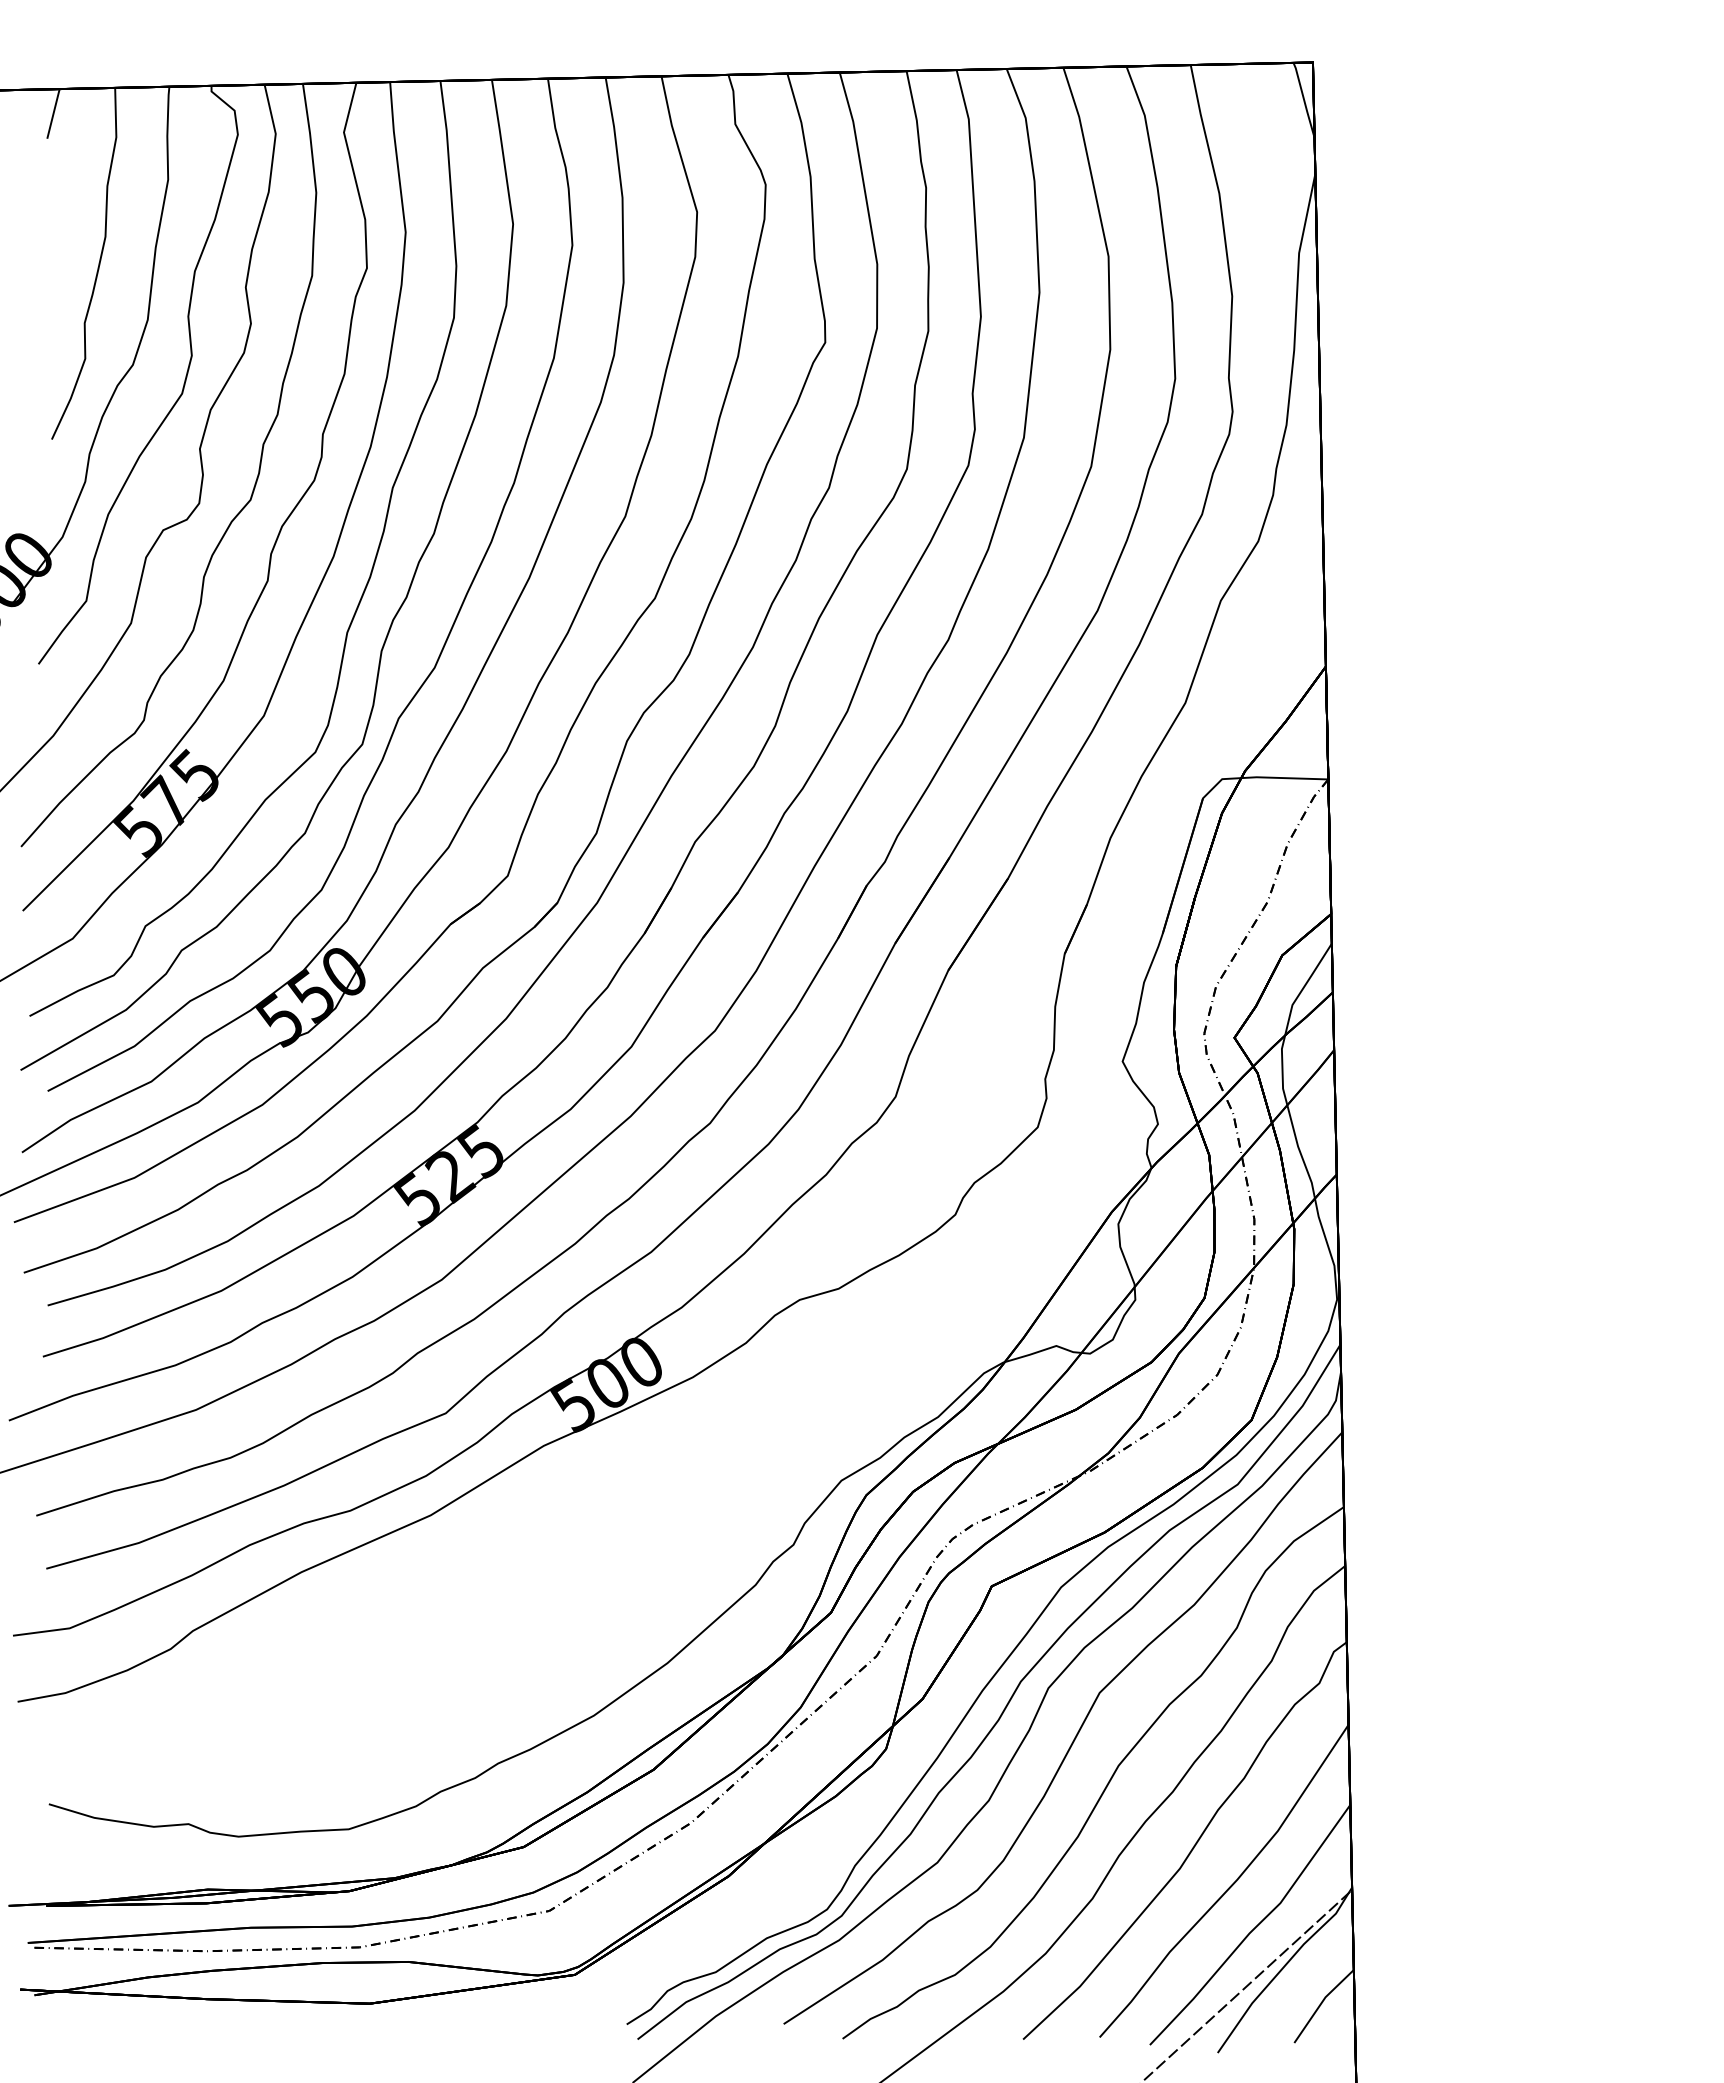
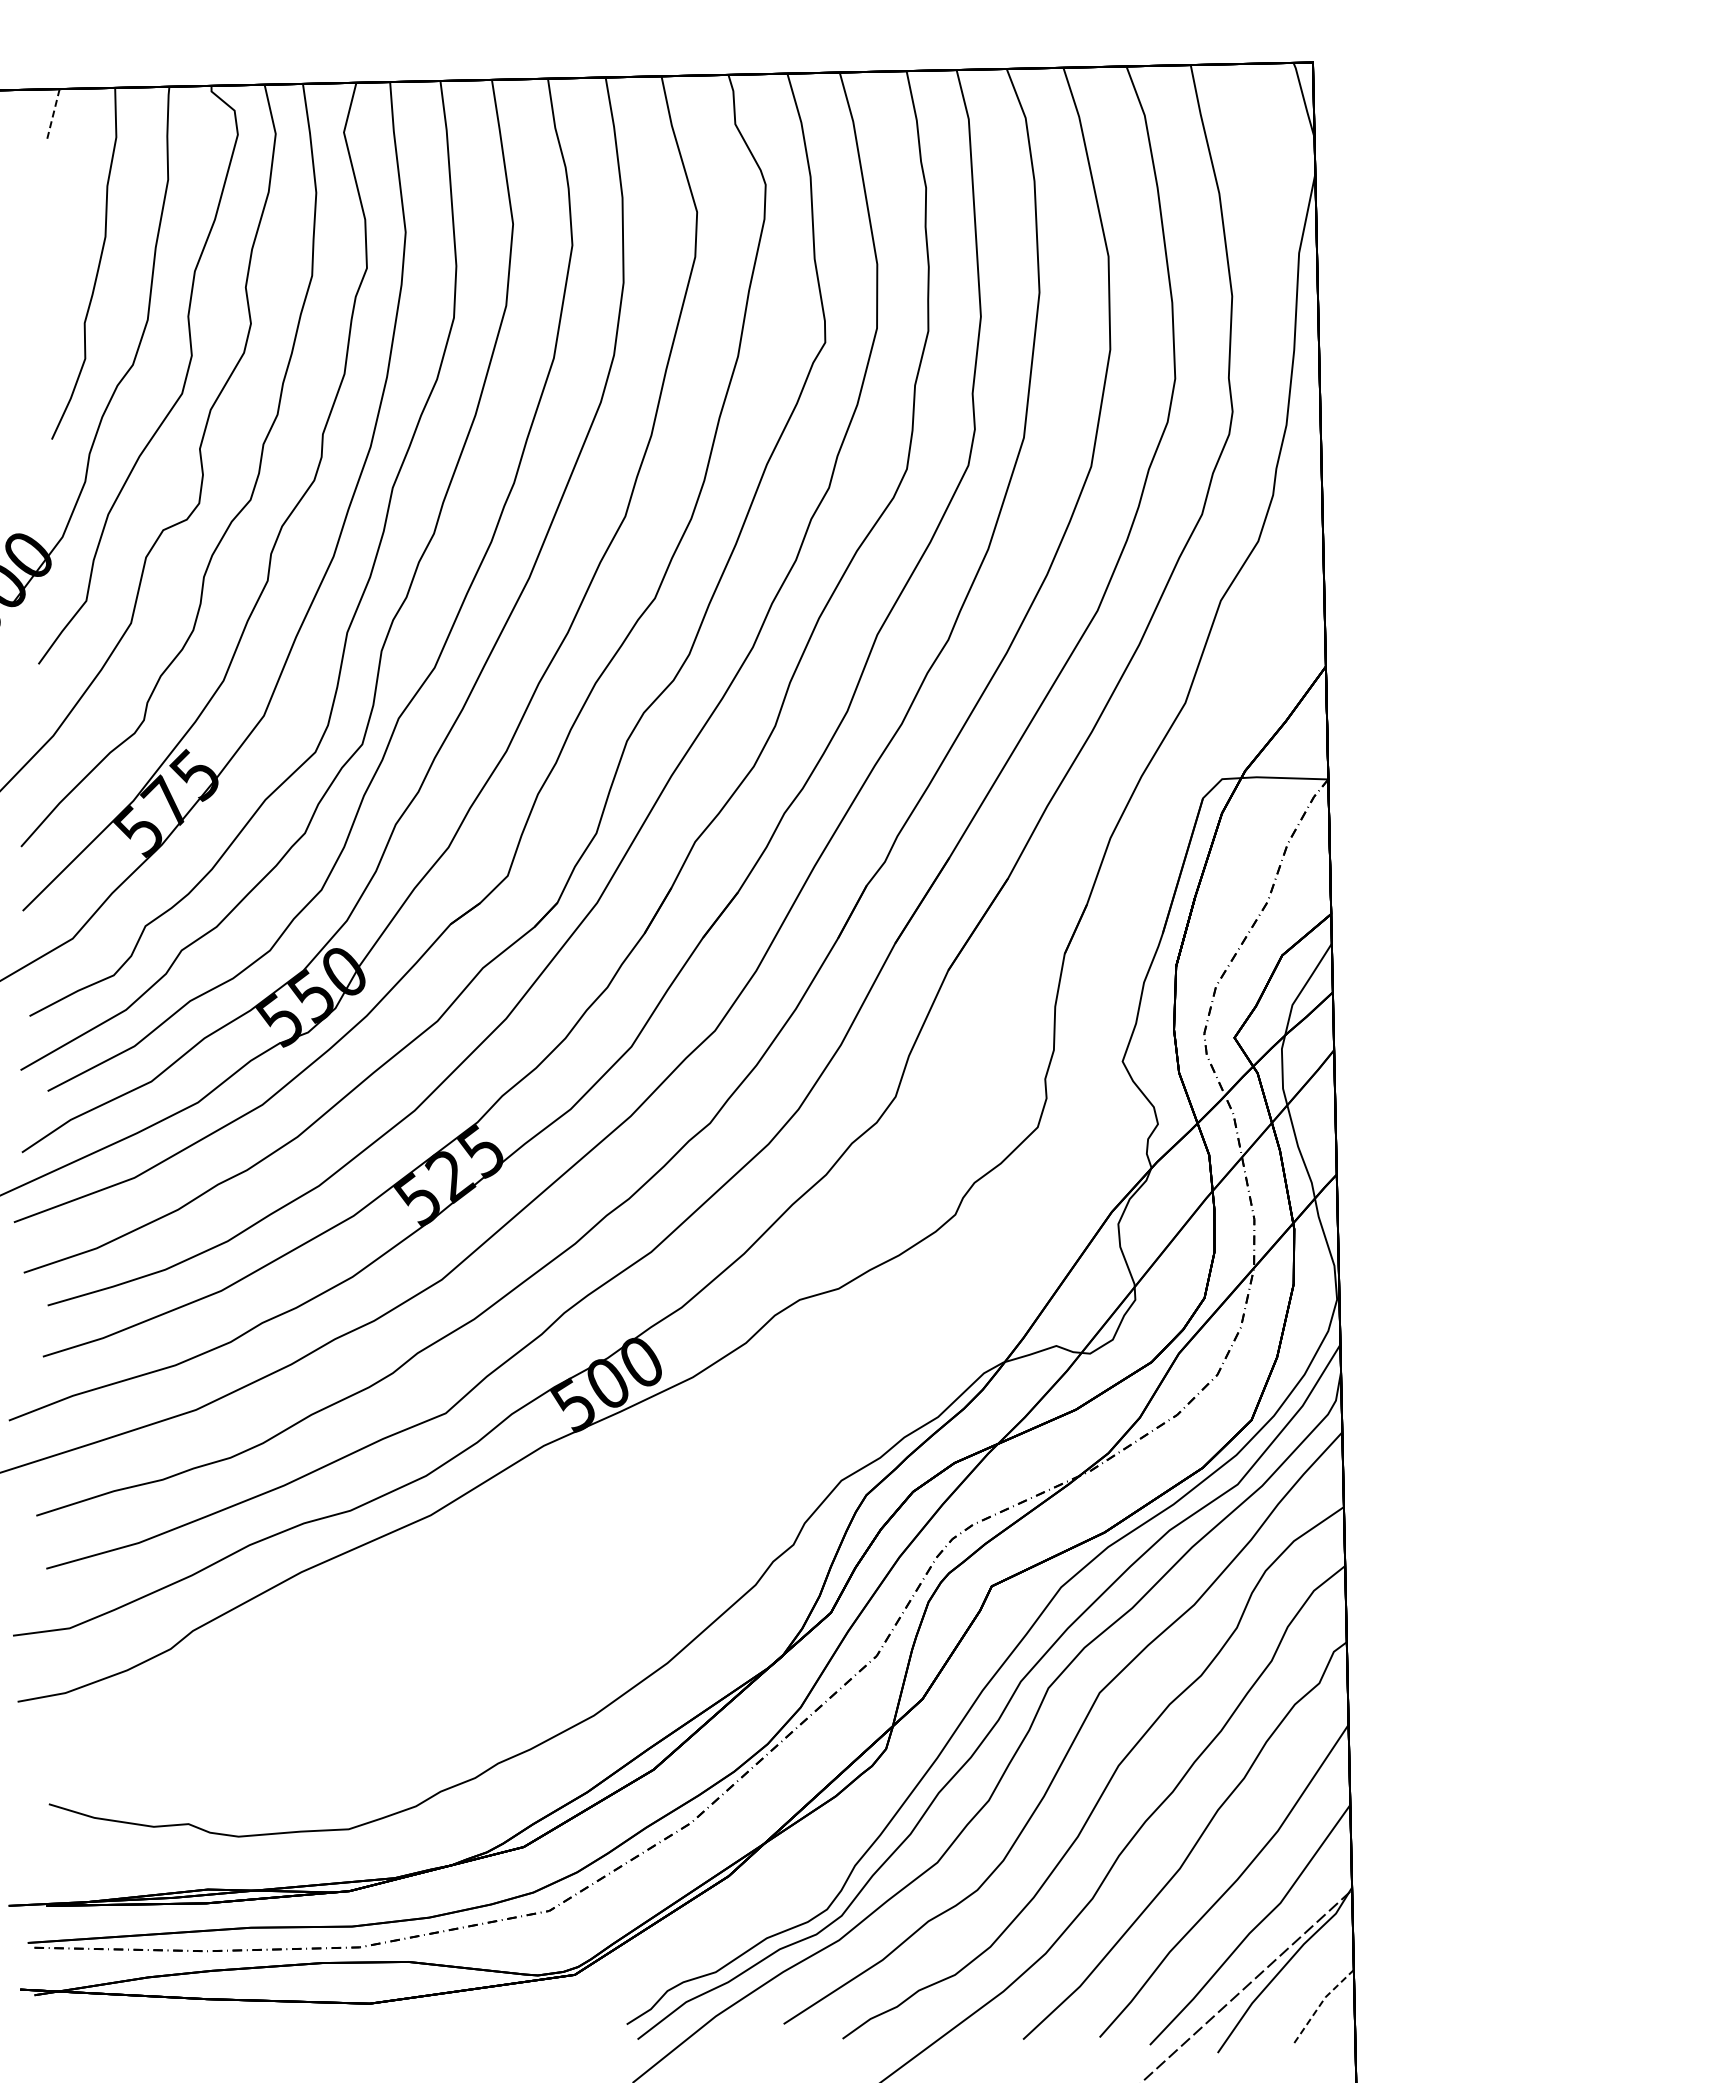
line: solid -> dashed (53, 113)
line: solid -> dashed (1321, 2002)
